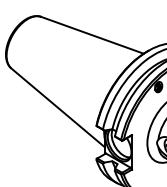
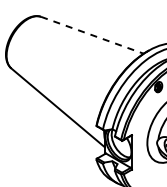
line: solid -> dashed (92, 35)
